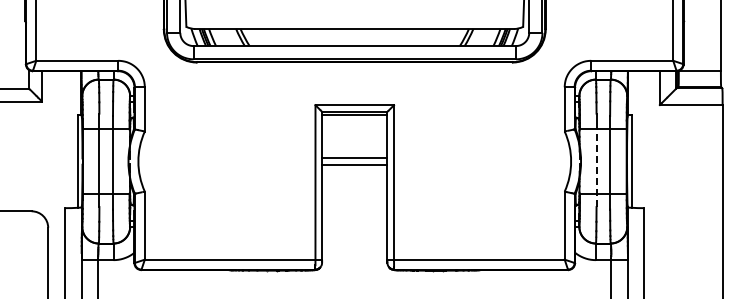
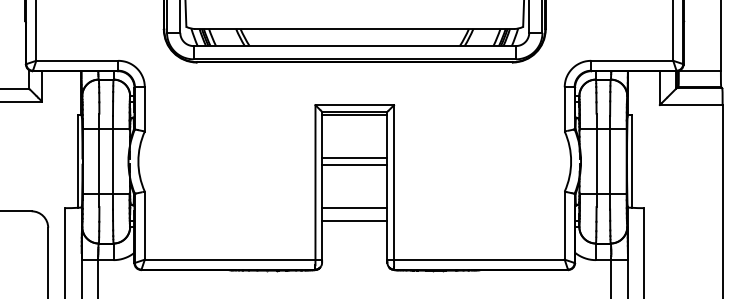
line: dashed -> solid (596, 168)
line: none -> present (354, 207)
line: none -> present (354, 220)
